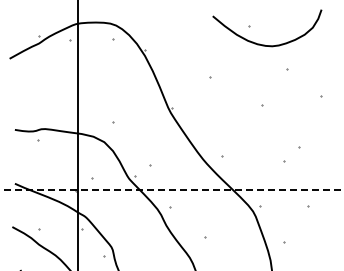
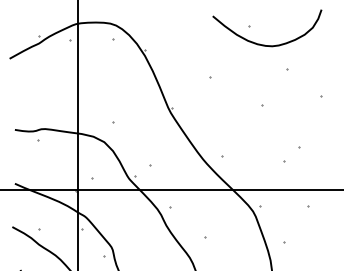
line: dashed -> solid (171, 189)
